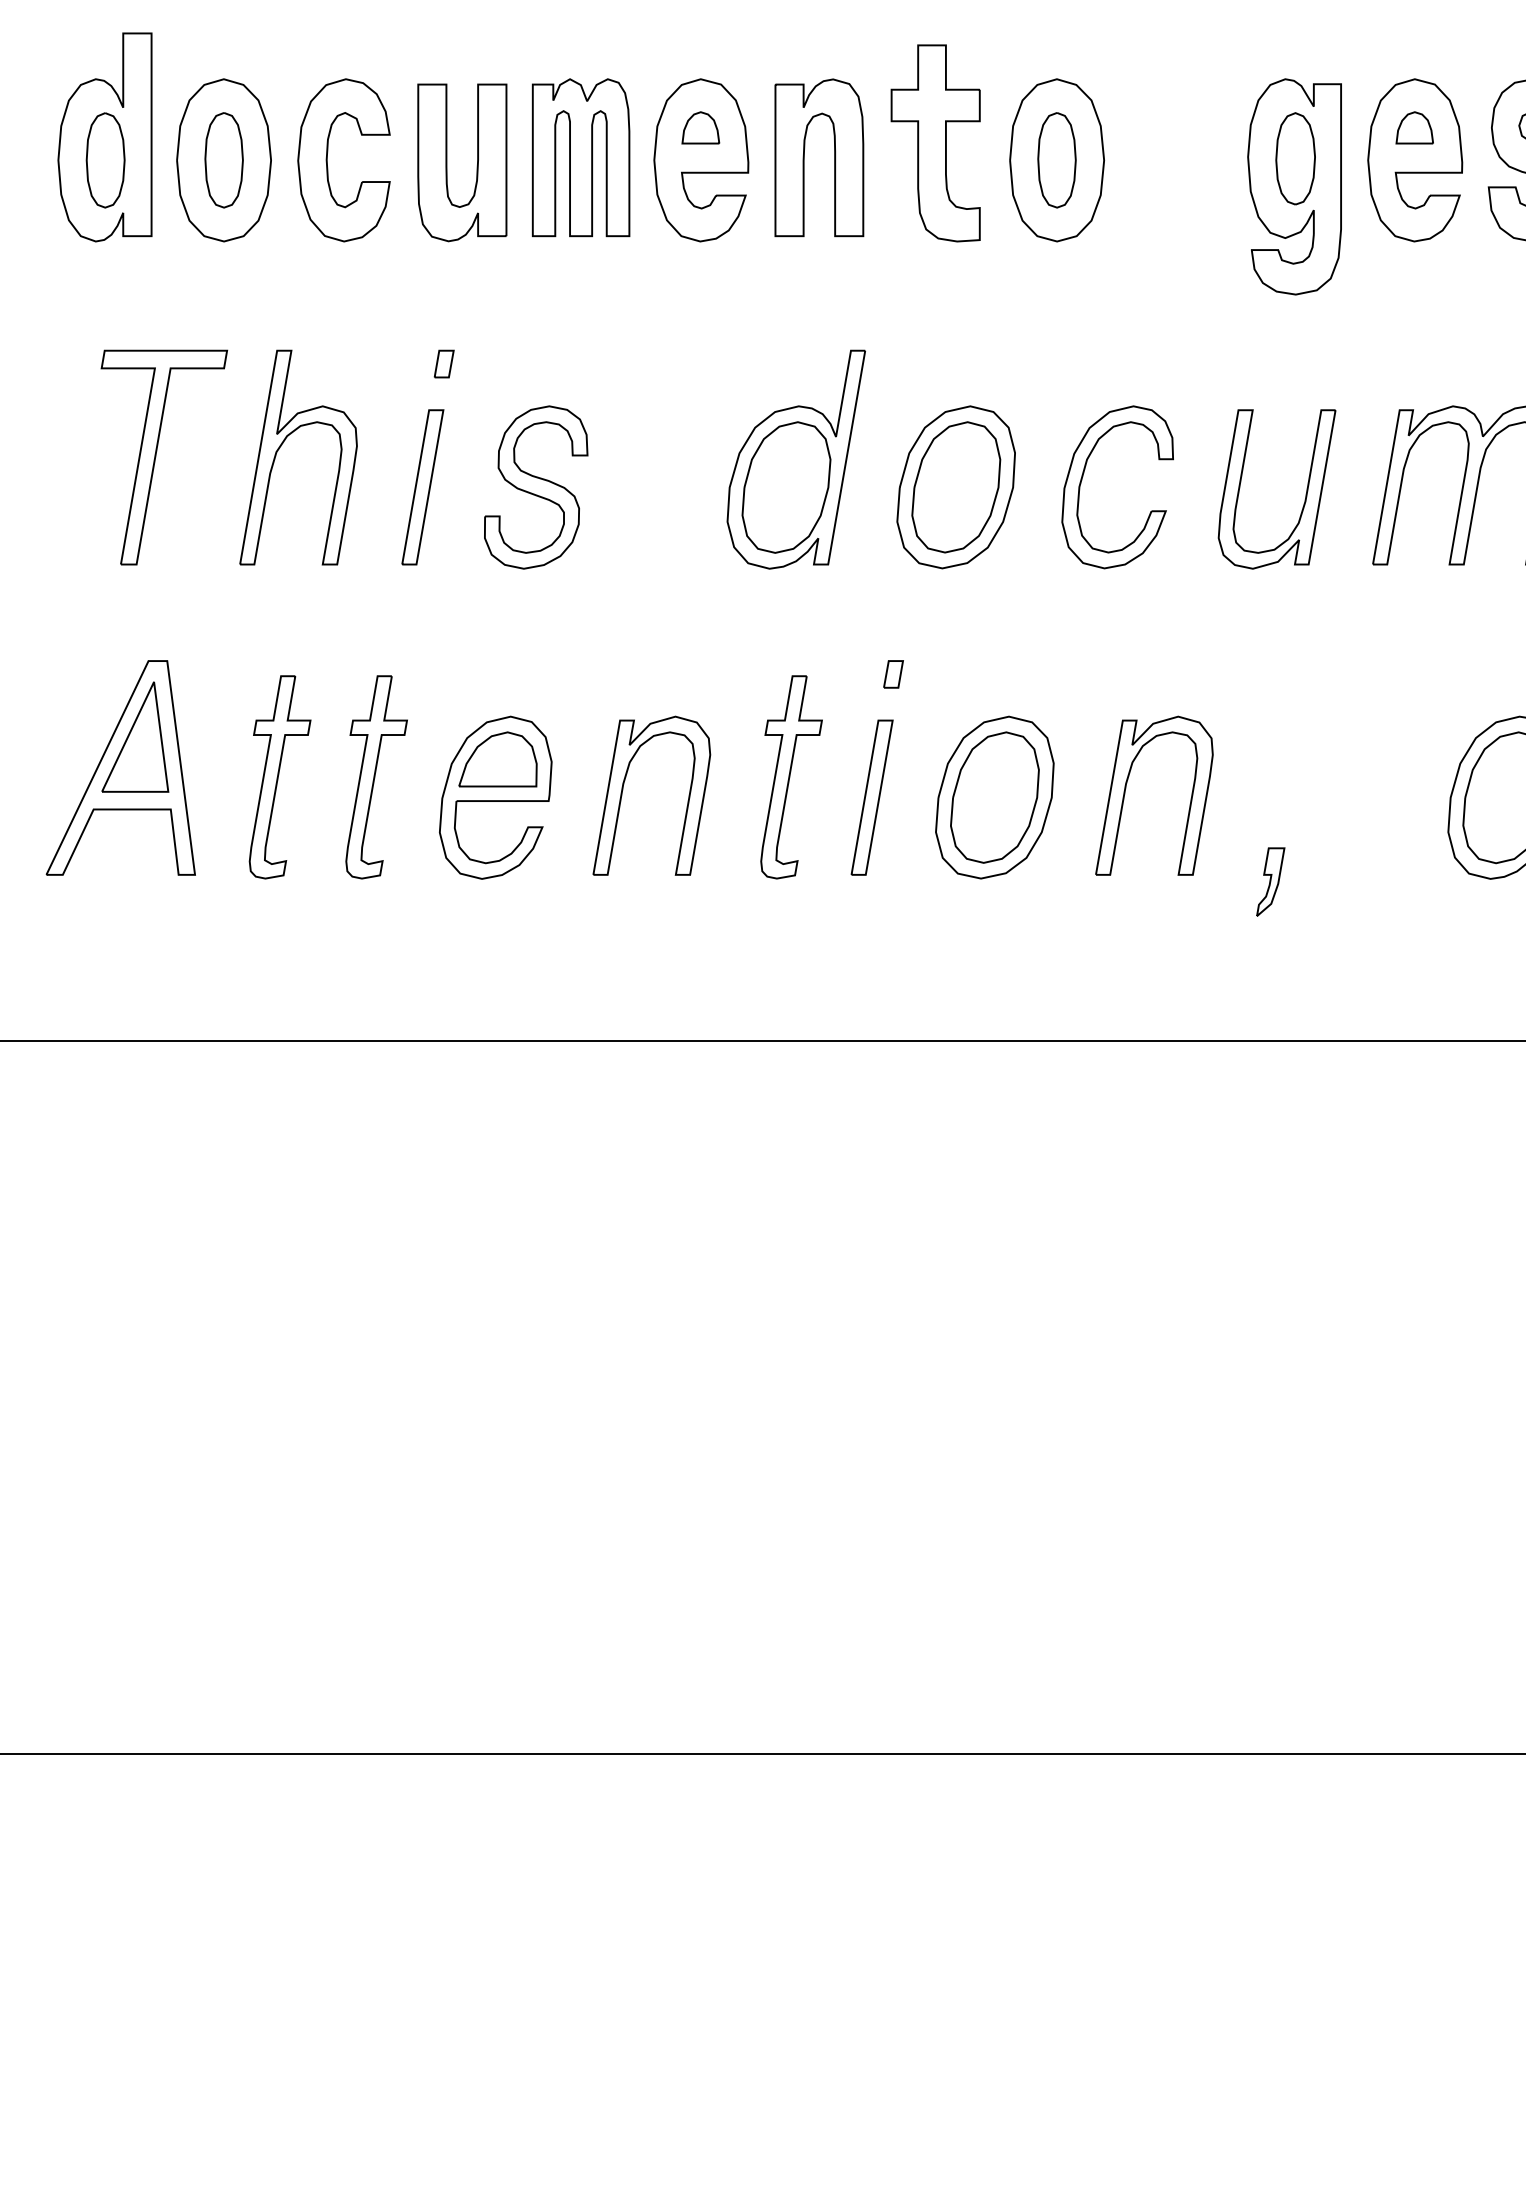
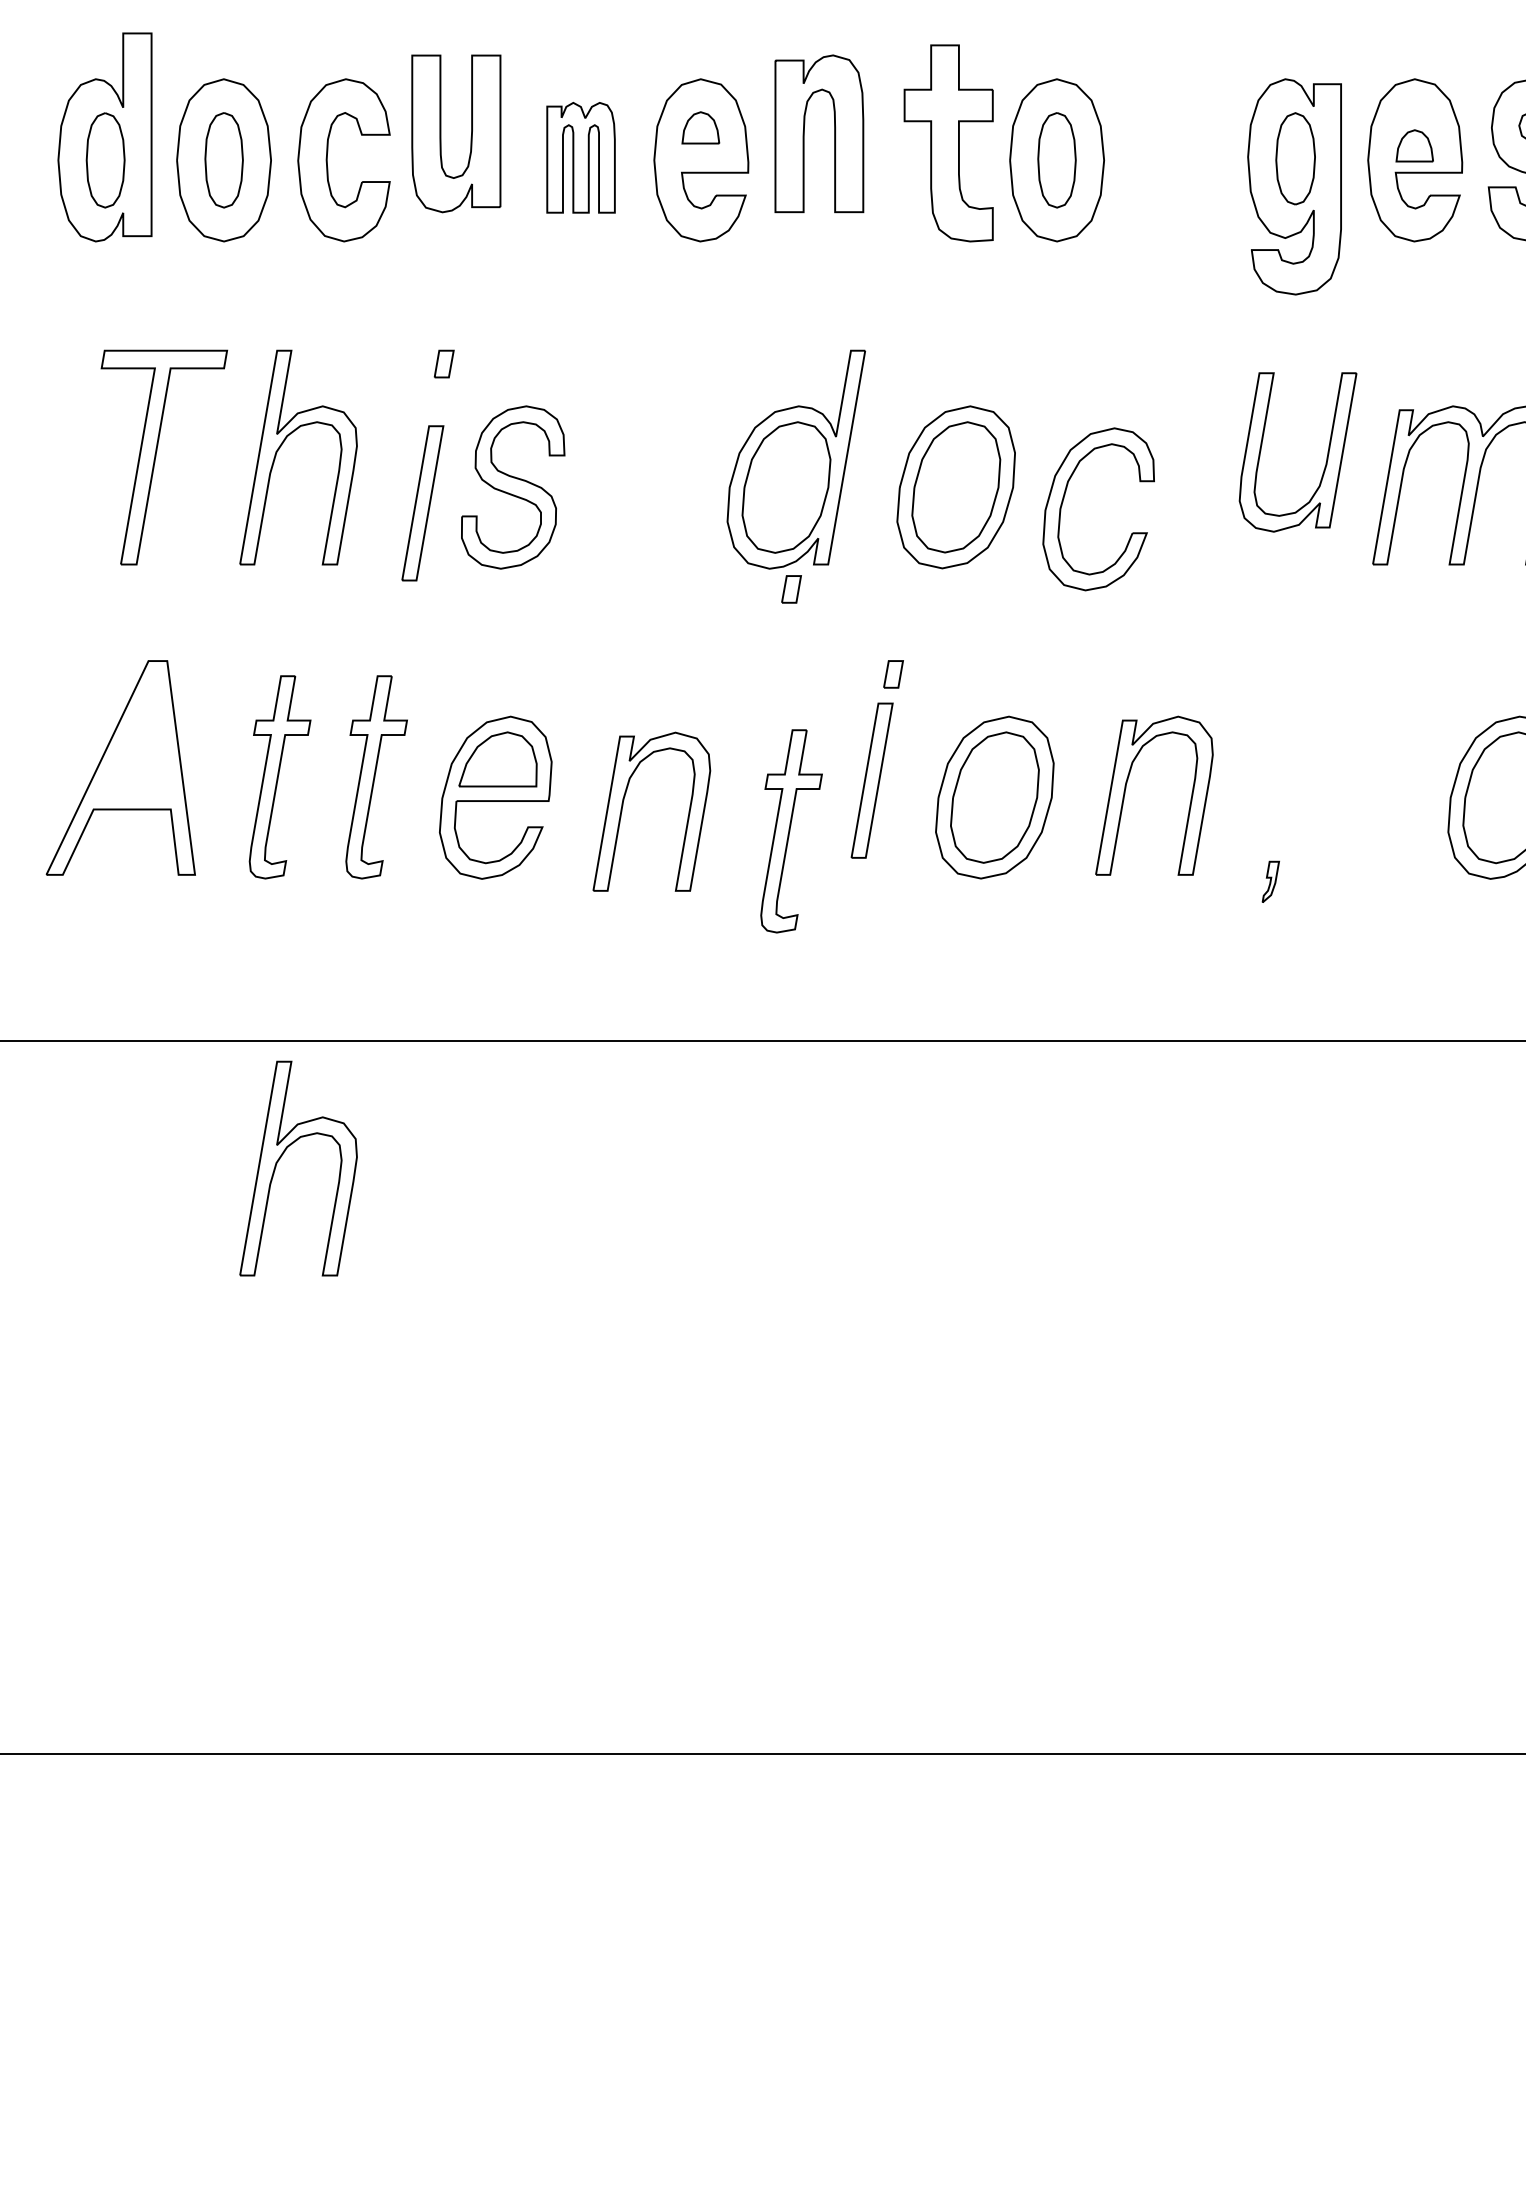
part position: (1414, 127) -> (1414, 145) (1414, 145)
part position: (935, 143) -> (948, 143) (948, 143)
part size: 100x160 px -> 70x112 px (580, 157)
part position: (804, 157) -> (804, 133) (804, 133)
part position: (476, 166) -> (470, 137) (470, 137)
part position: (1082, 480) -> (1063, 502) (1063, 502)
part position: (422, 487) -> (422, 503) (422, 503)
part position: (536, 487) -> (513, 487) (513, 487)
part position: (1305, 494) -> (1326, 457) (1326, 457)
part: none -> present (791, 589)
part: present -> none (135, 736)
part position: (791, 777) -> (791, 831) (791, 831)
part position: (623, 790) -> (623, 806) (623, 806)
part position: (871, 797) -> (871, 780) (871, 780)
part size: 30x70 px -> 19x43 px (1270, 881)
part: none -> present (281, 1157)
